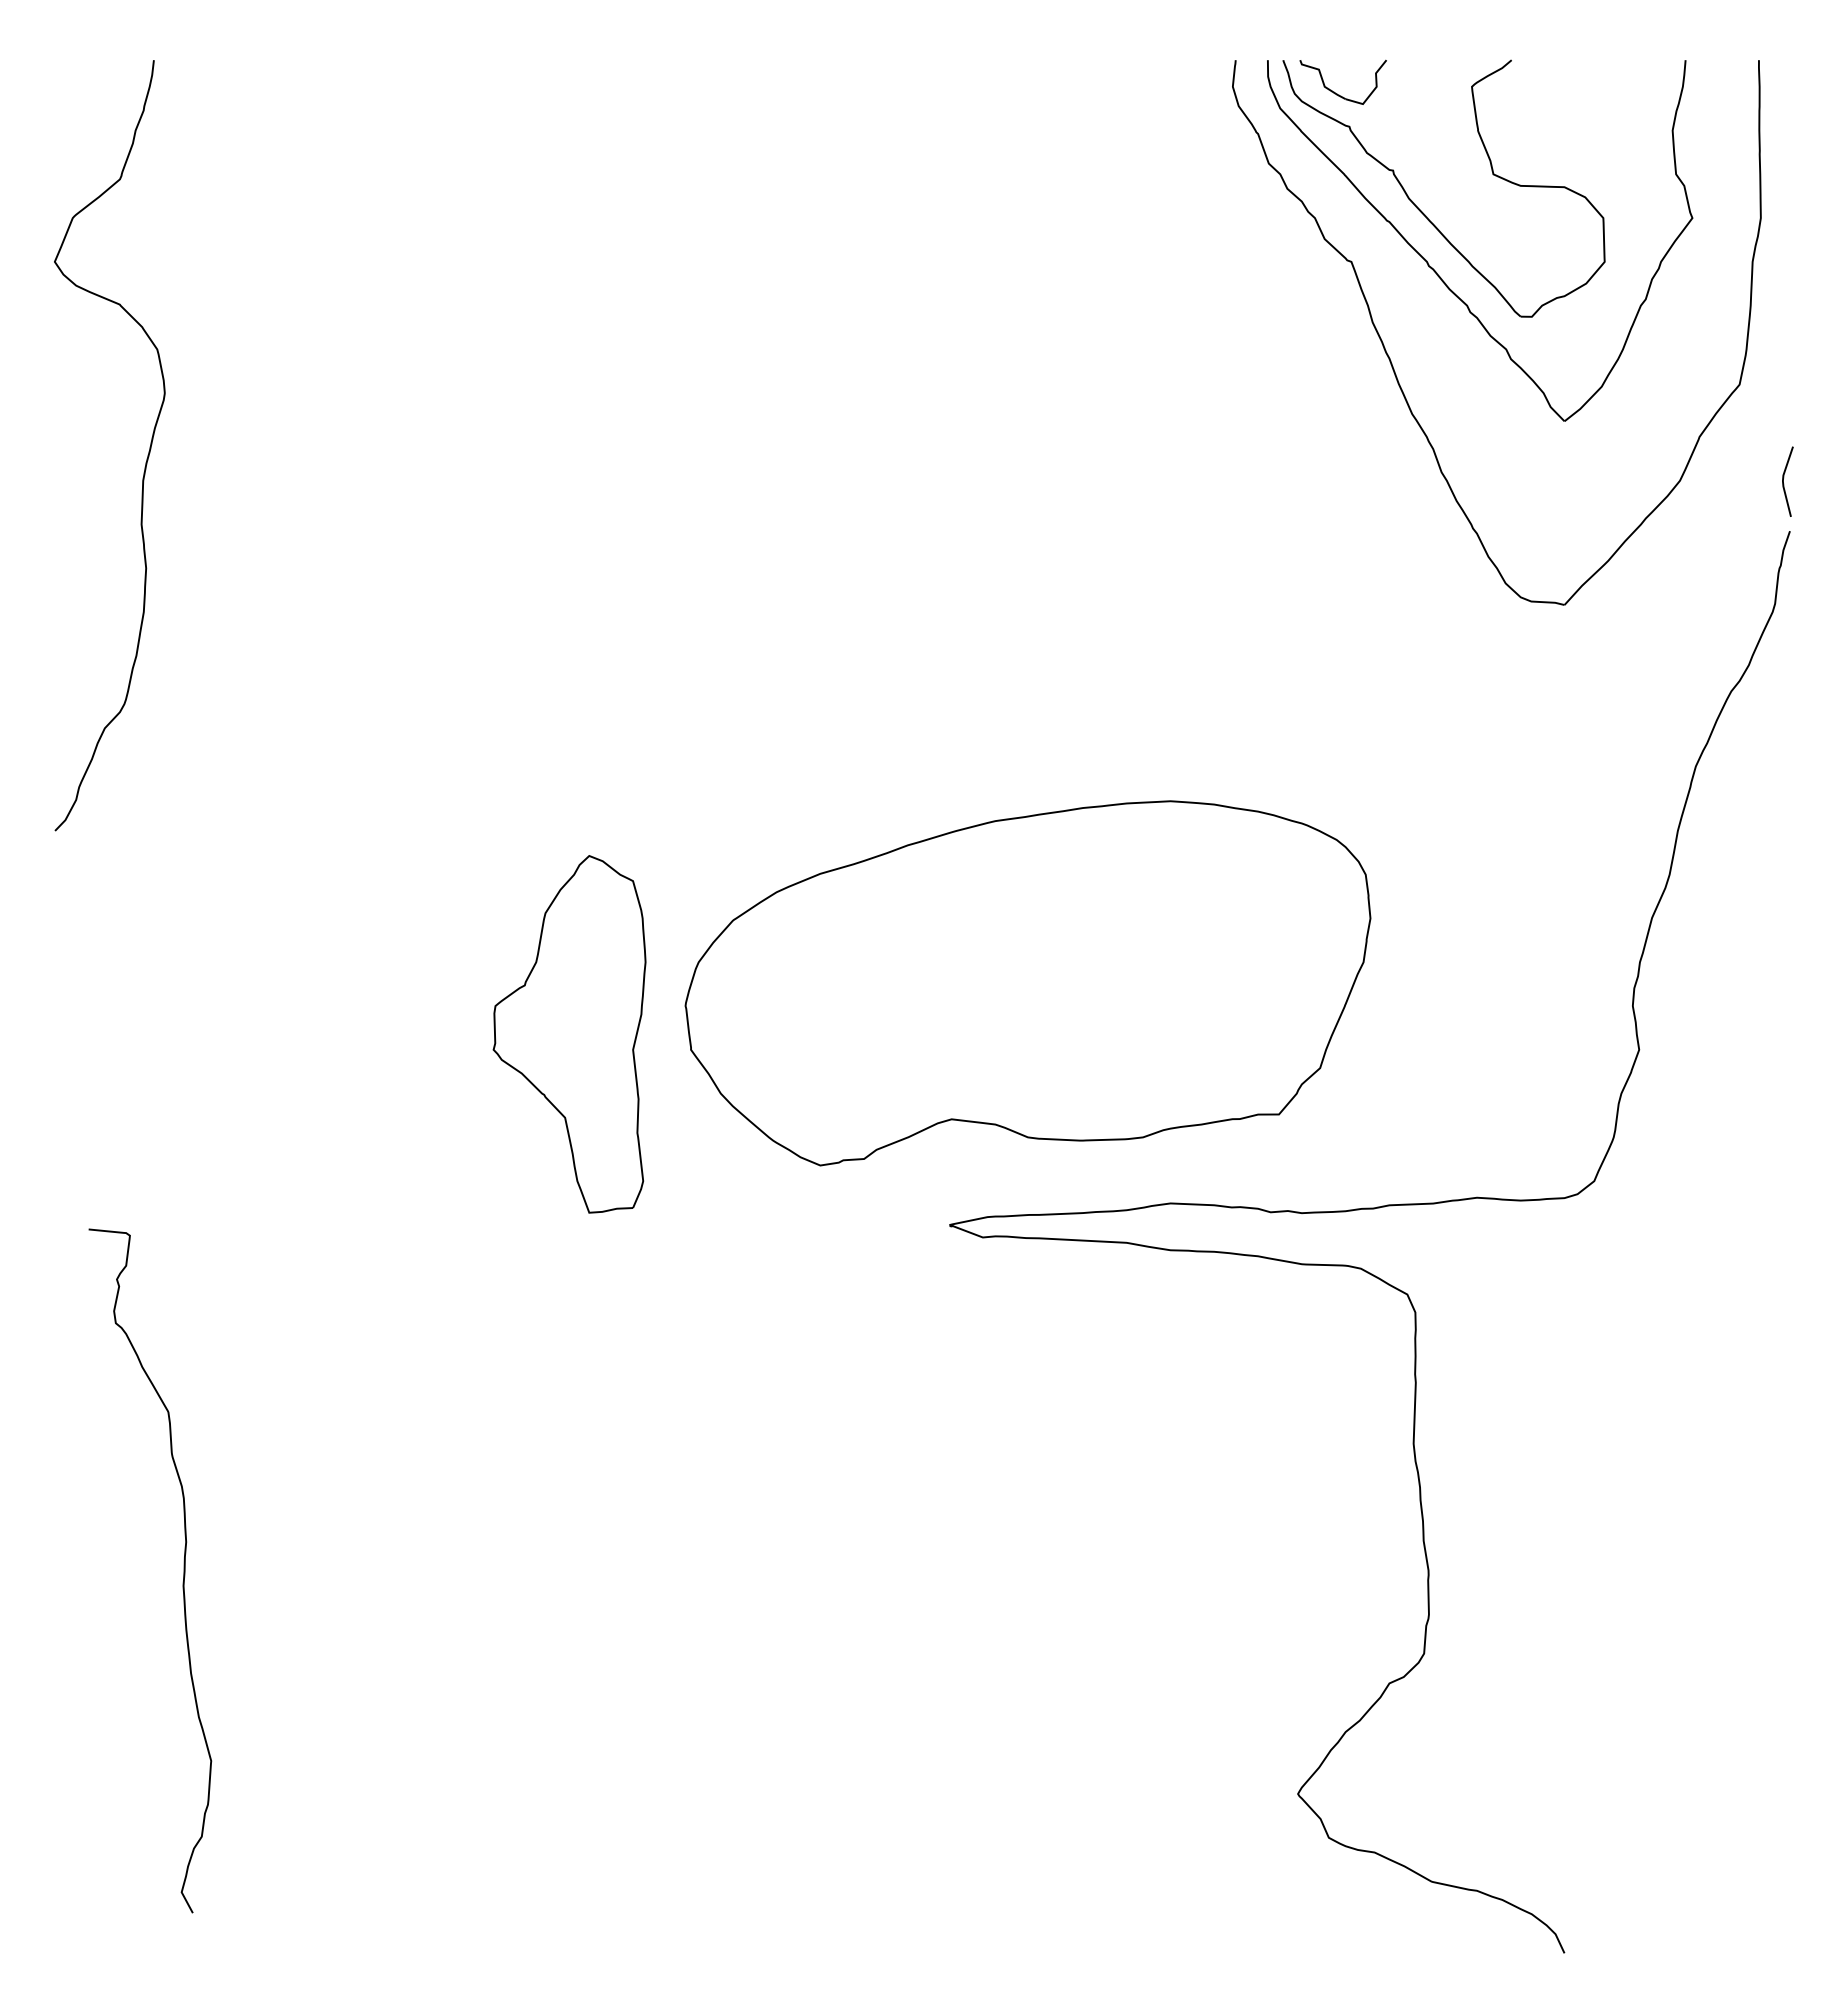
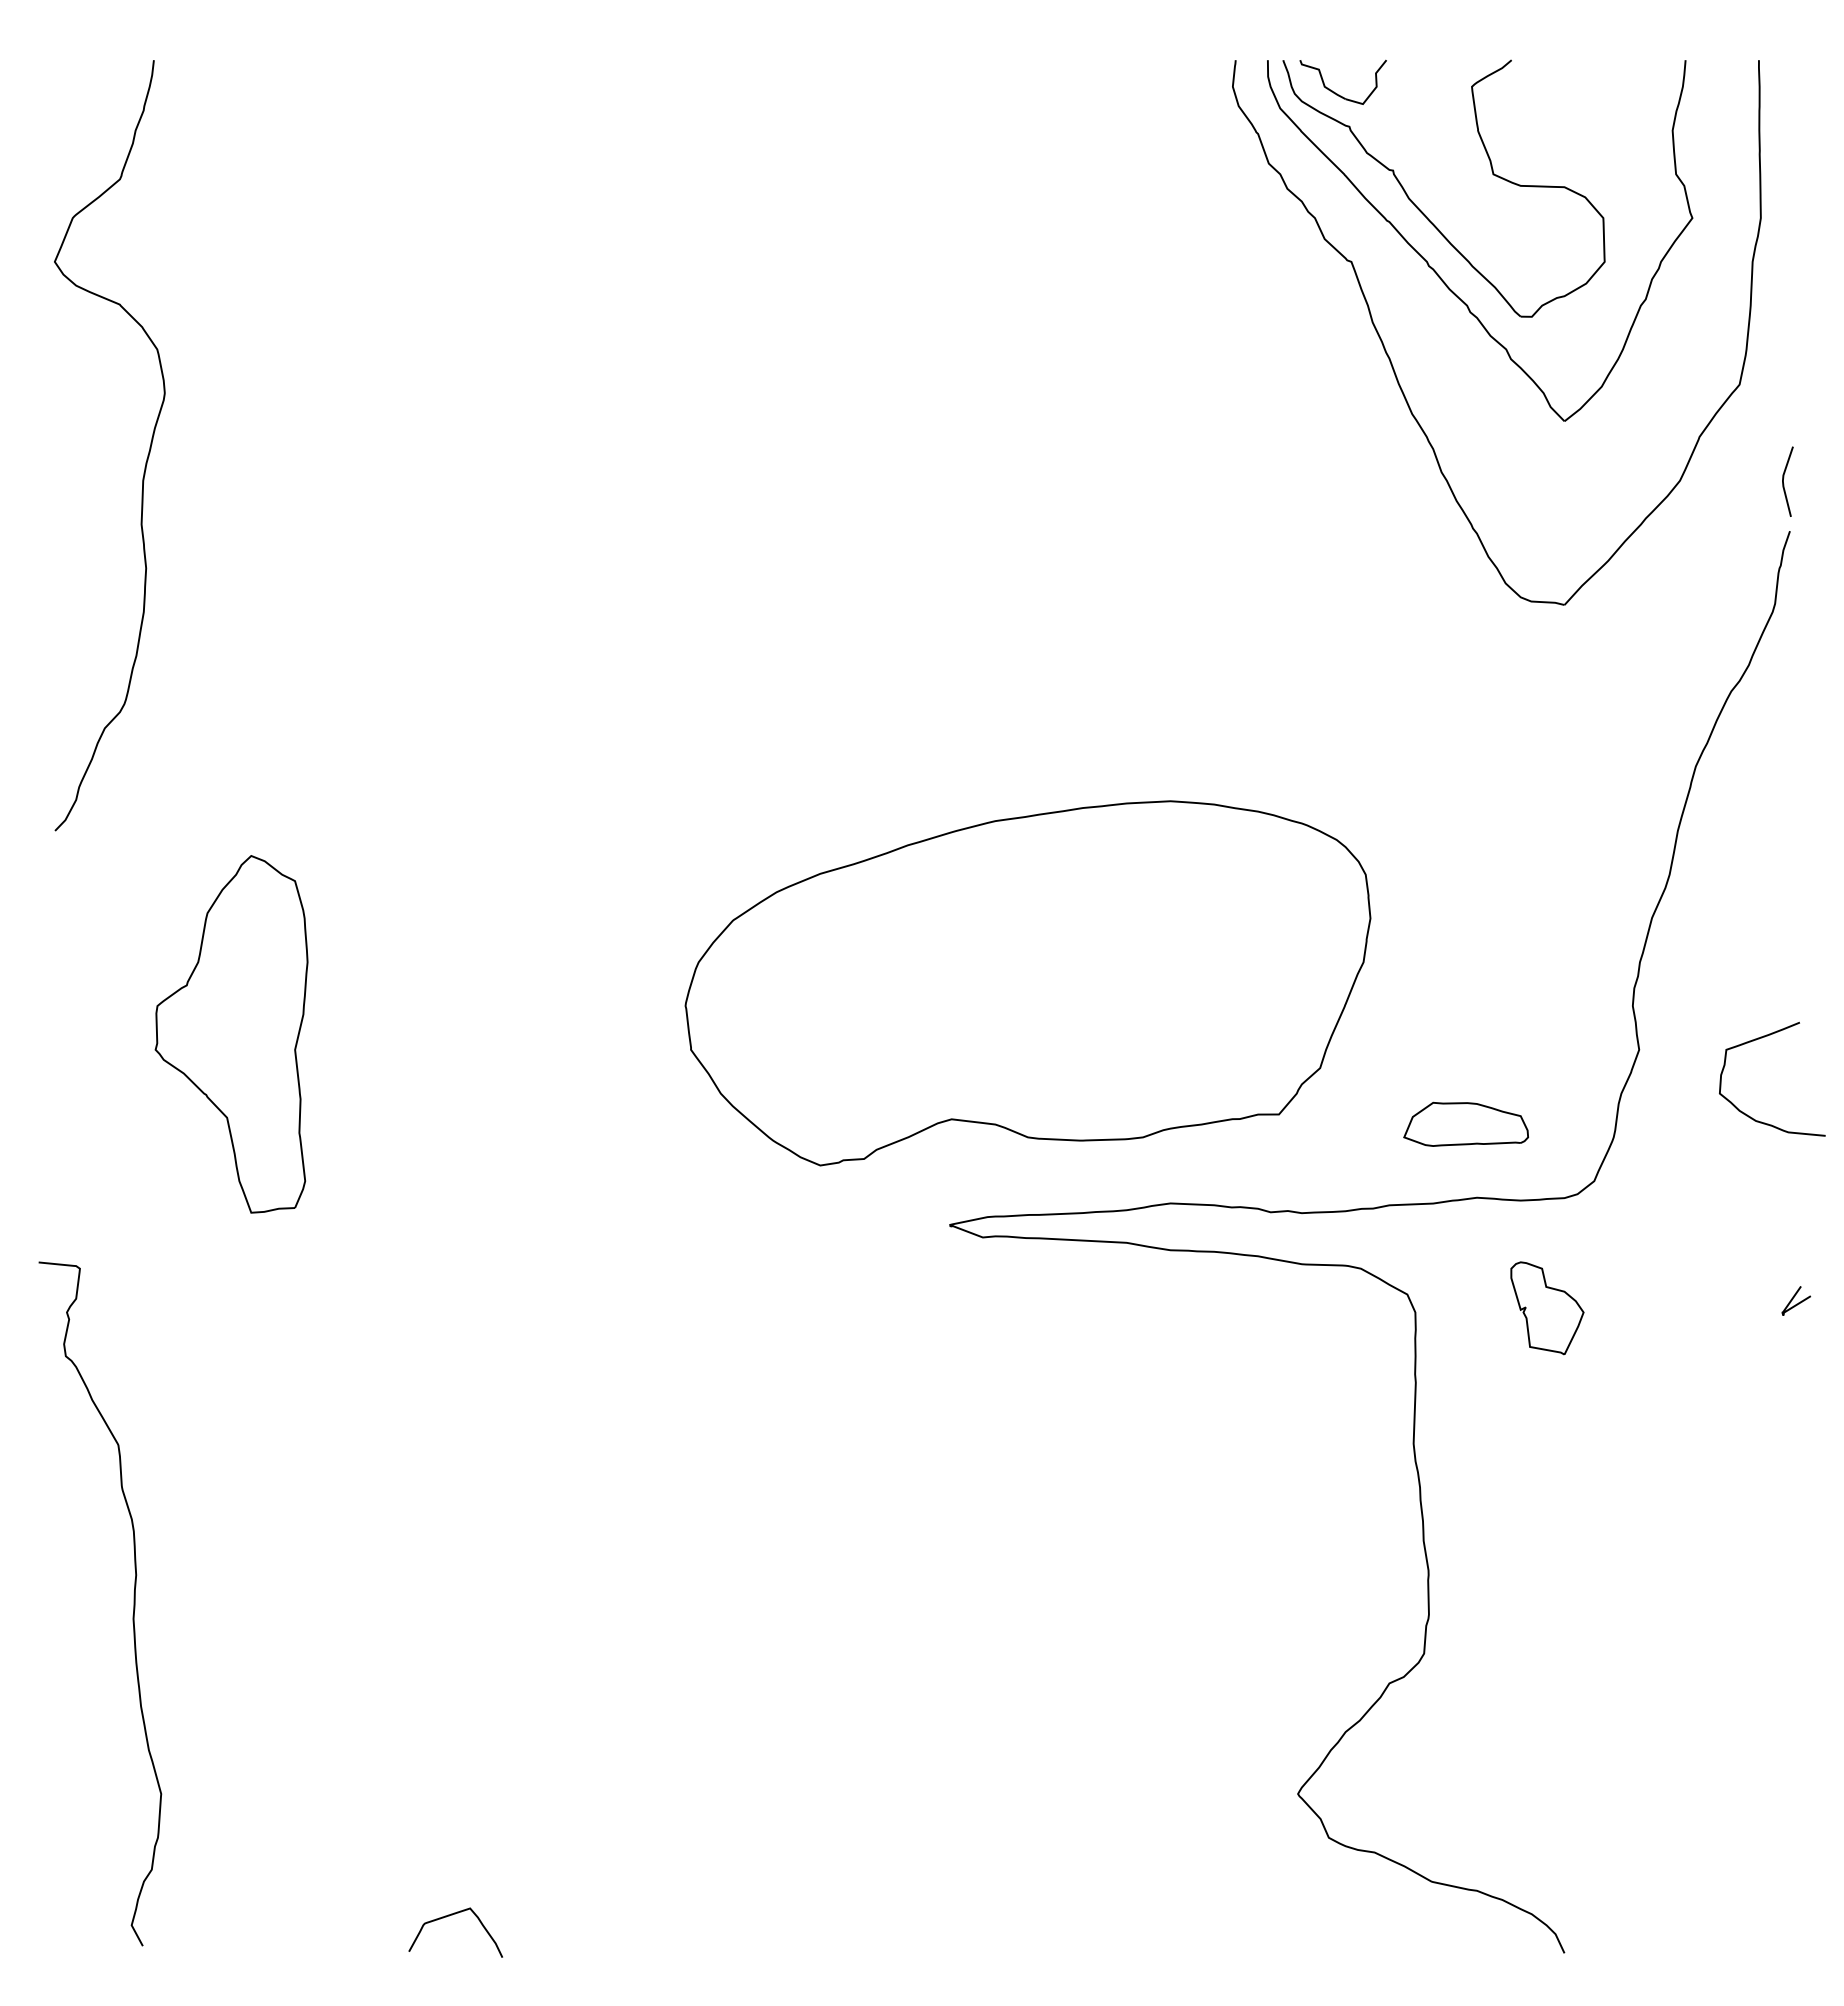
part position: (569, 1034) -> (231, 1034) (231, 1034)
curve: none -> present (1759, 1039)
part: none -> present (1465, 1123)
curve: none -> present (1798, 1302)
part: none -> present (1547, 1308)
curve position: (183, 1570) -> (133, 1603) (133, 1603)
curve: none -> present (449, 1916)
